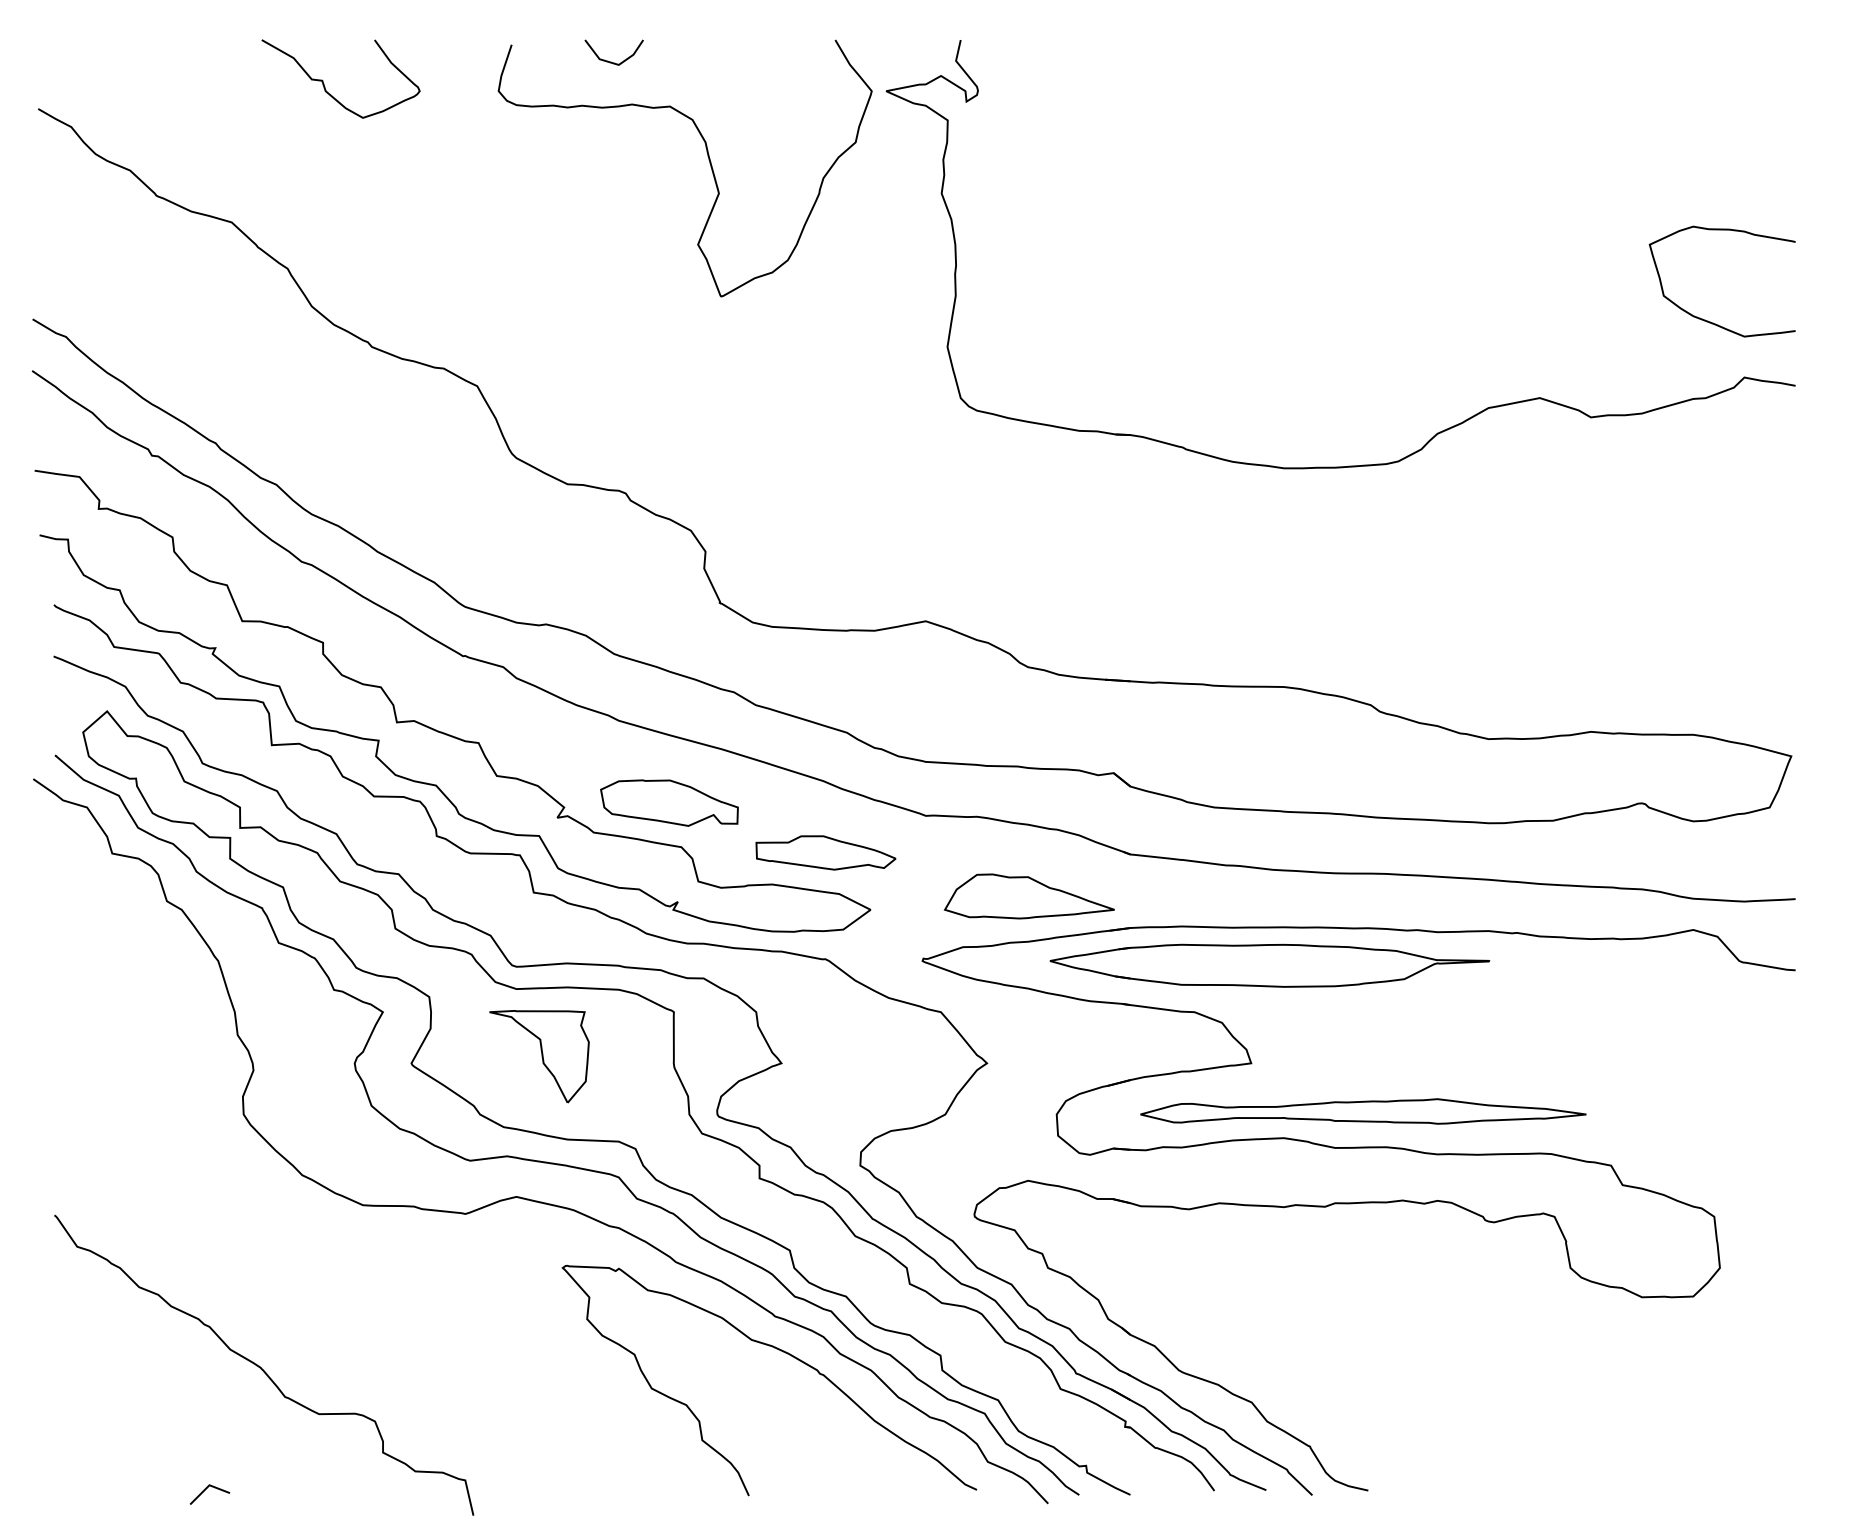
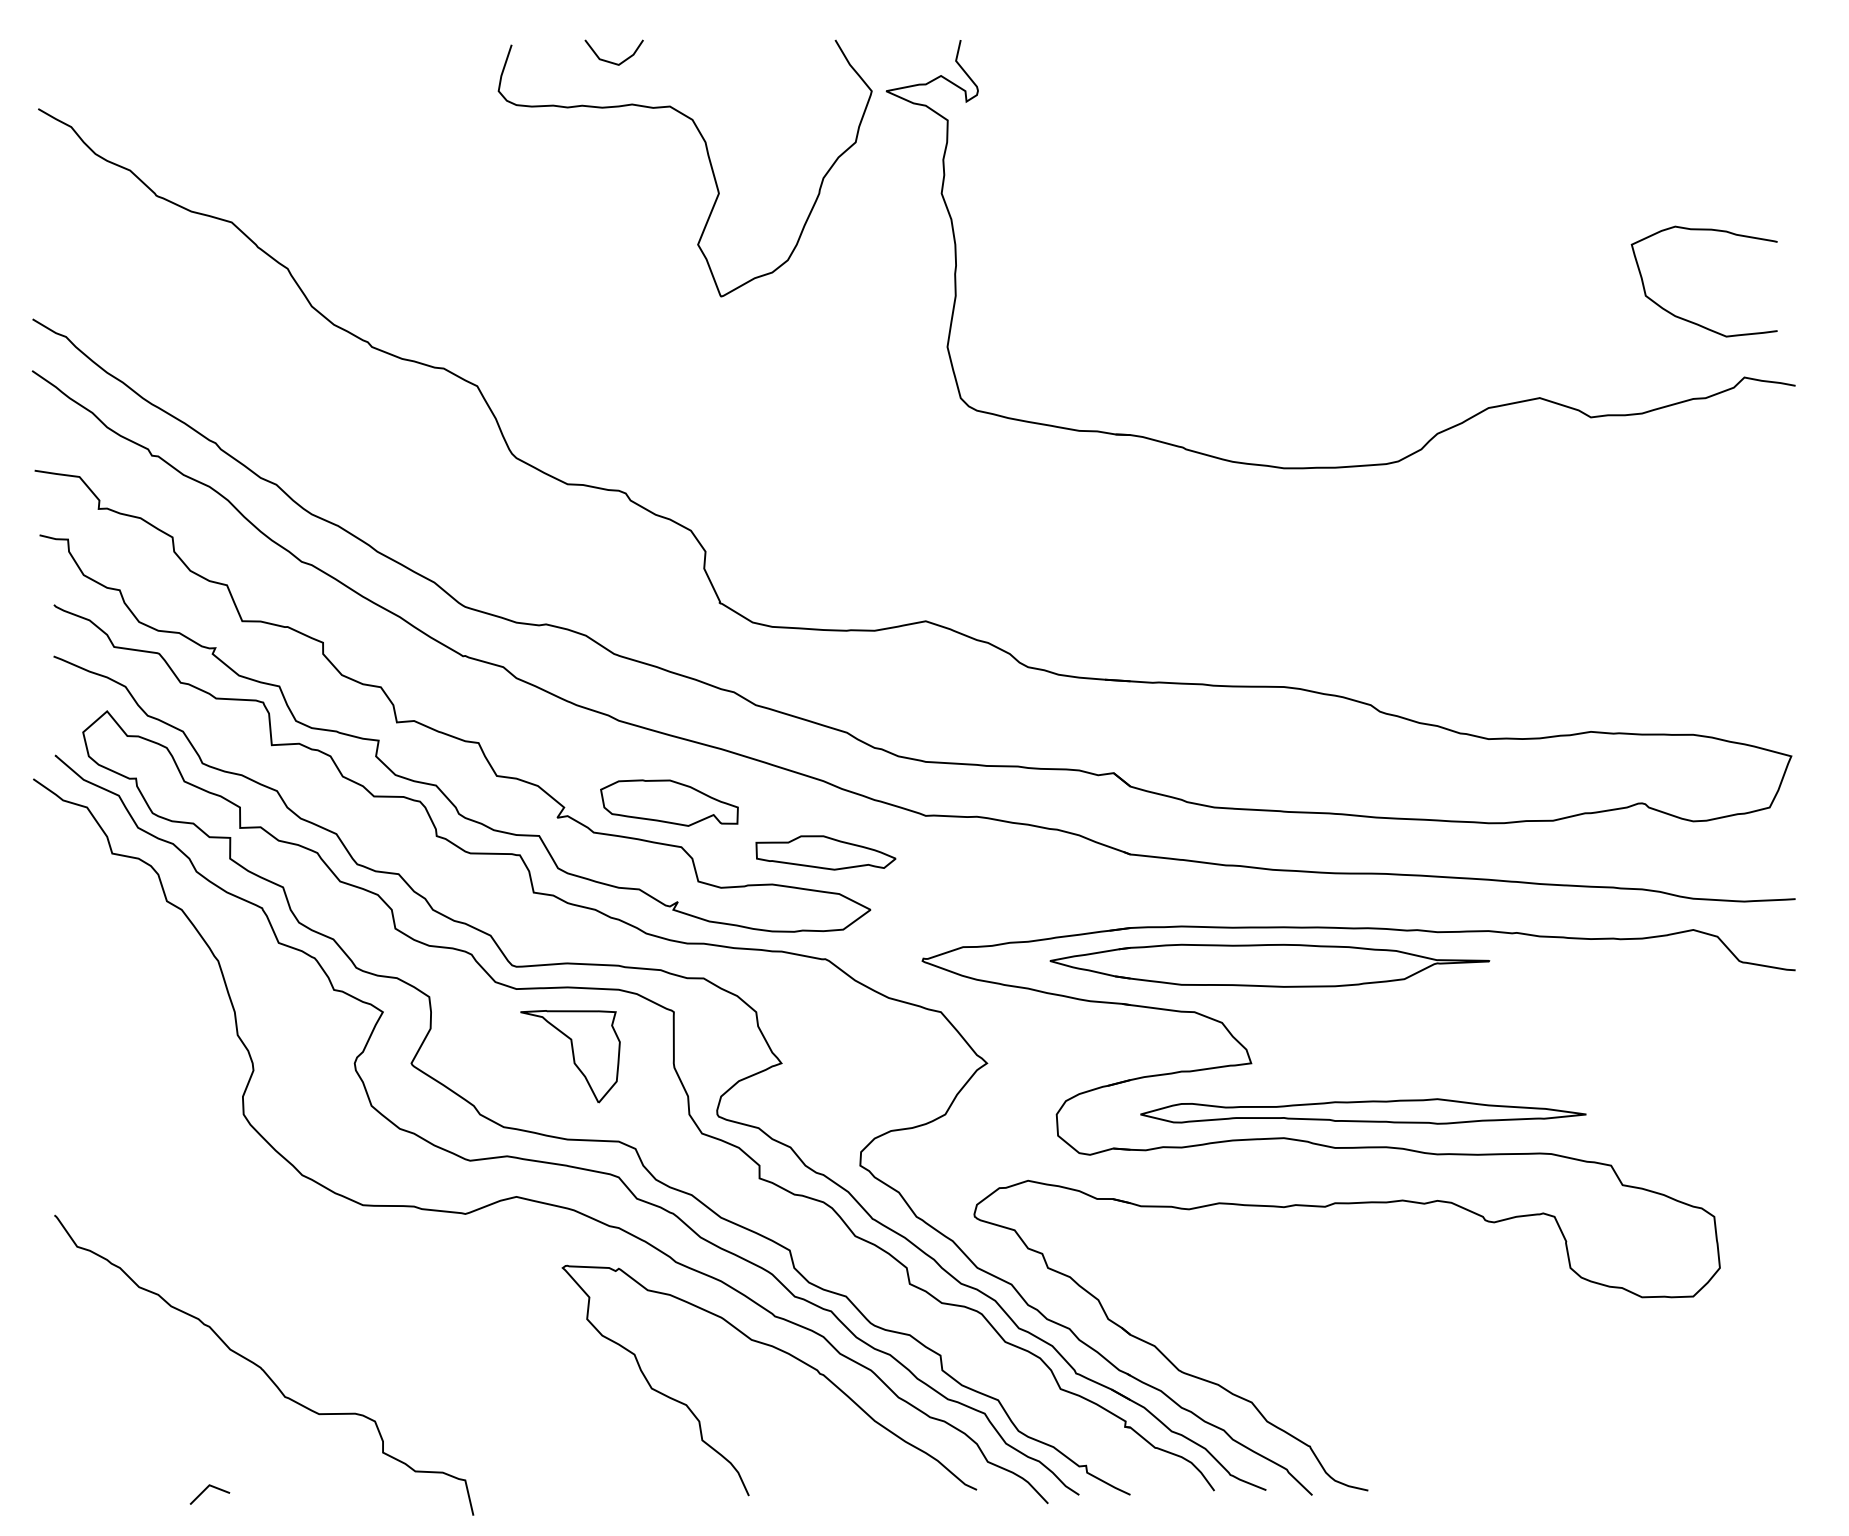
curve: present -> none (324, 83)
curve position: (1708, 320) -> (1690, 320) (1690, 320)
part: present -> none (1028, 896)
part position: (539, 1056) -> (570, 1056) (570, 1056)
